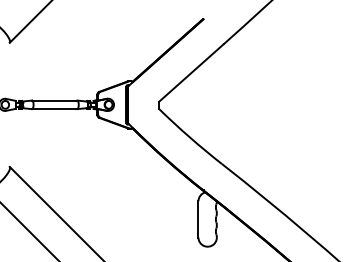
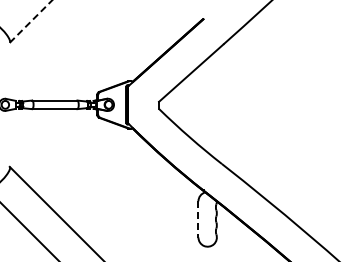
line: solid -> dashed (30, 21)
line: solid -> dashed (198, 219)
